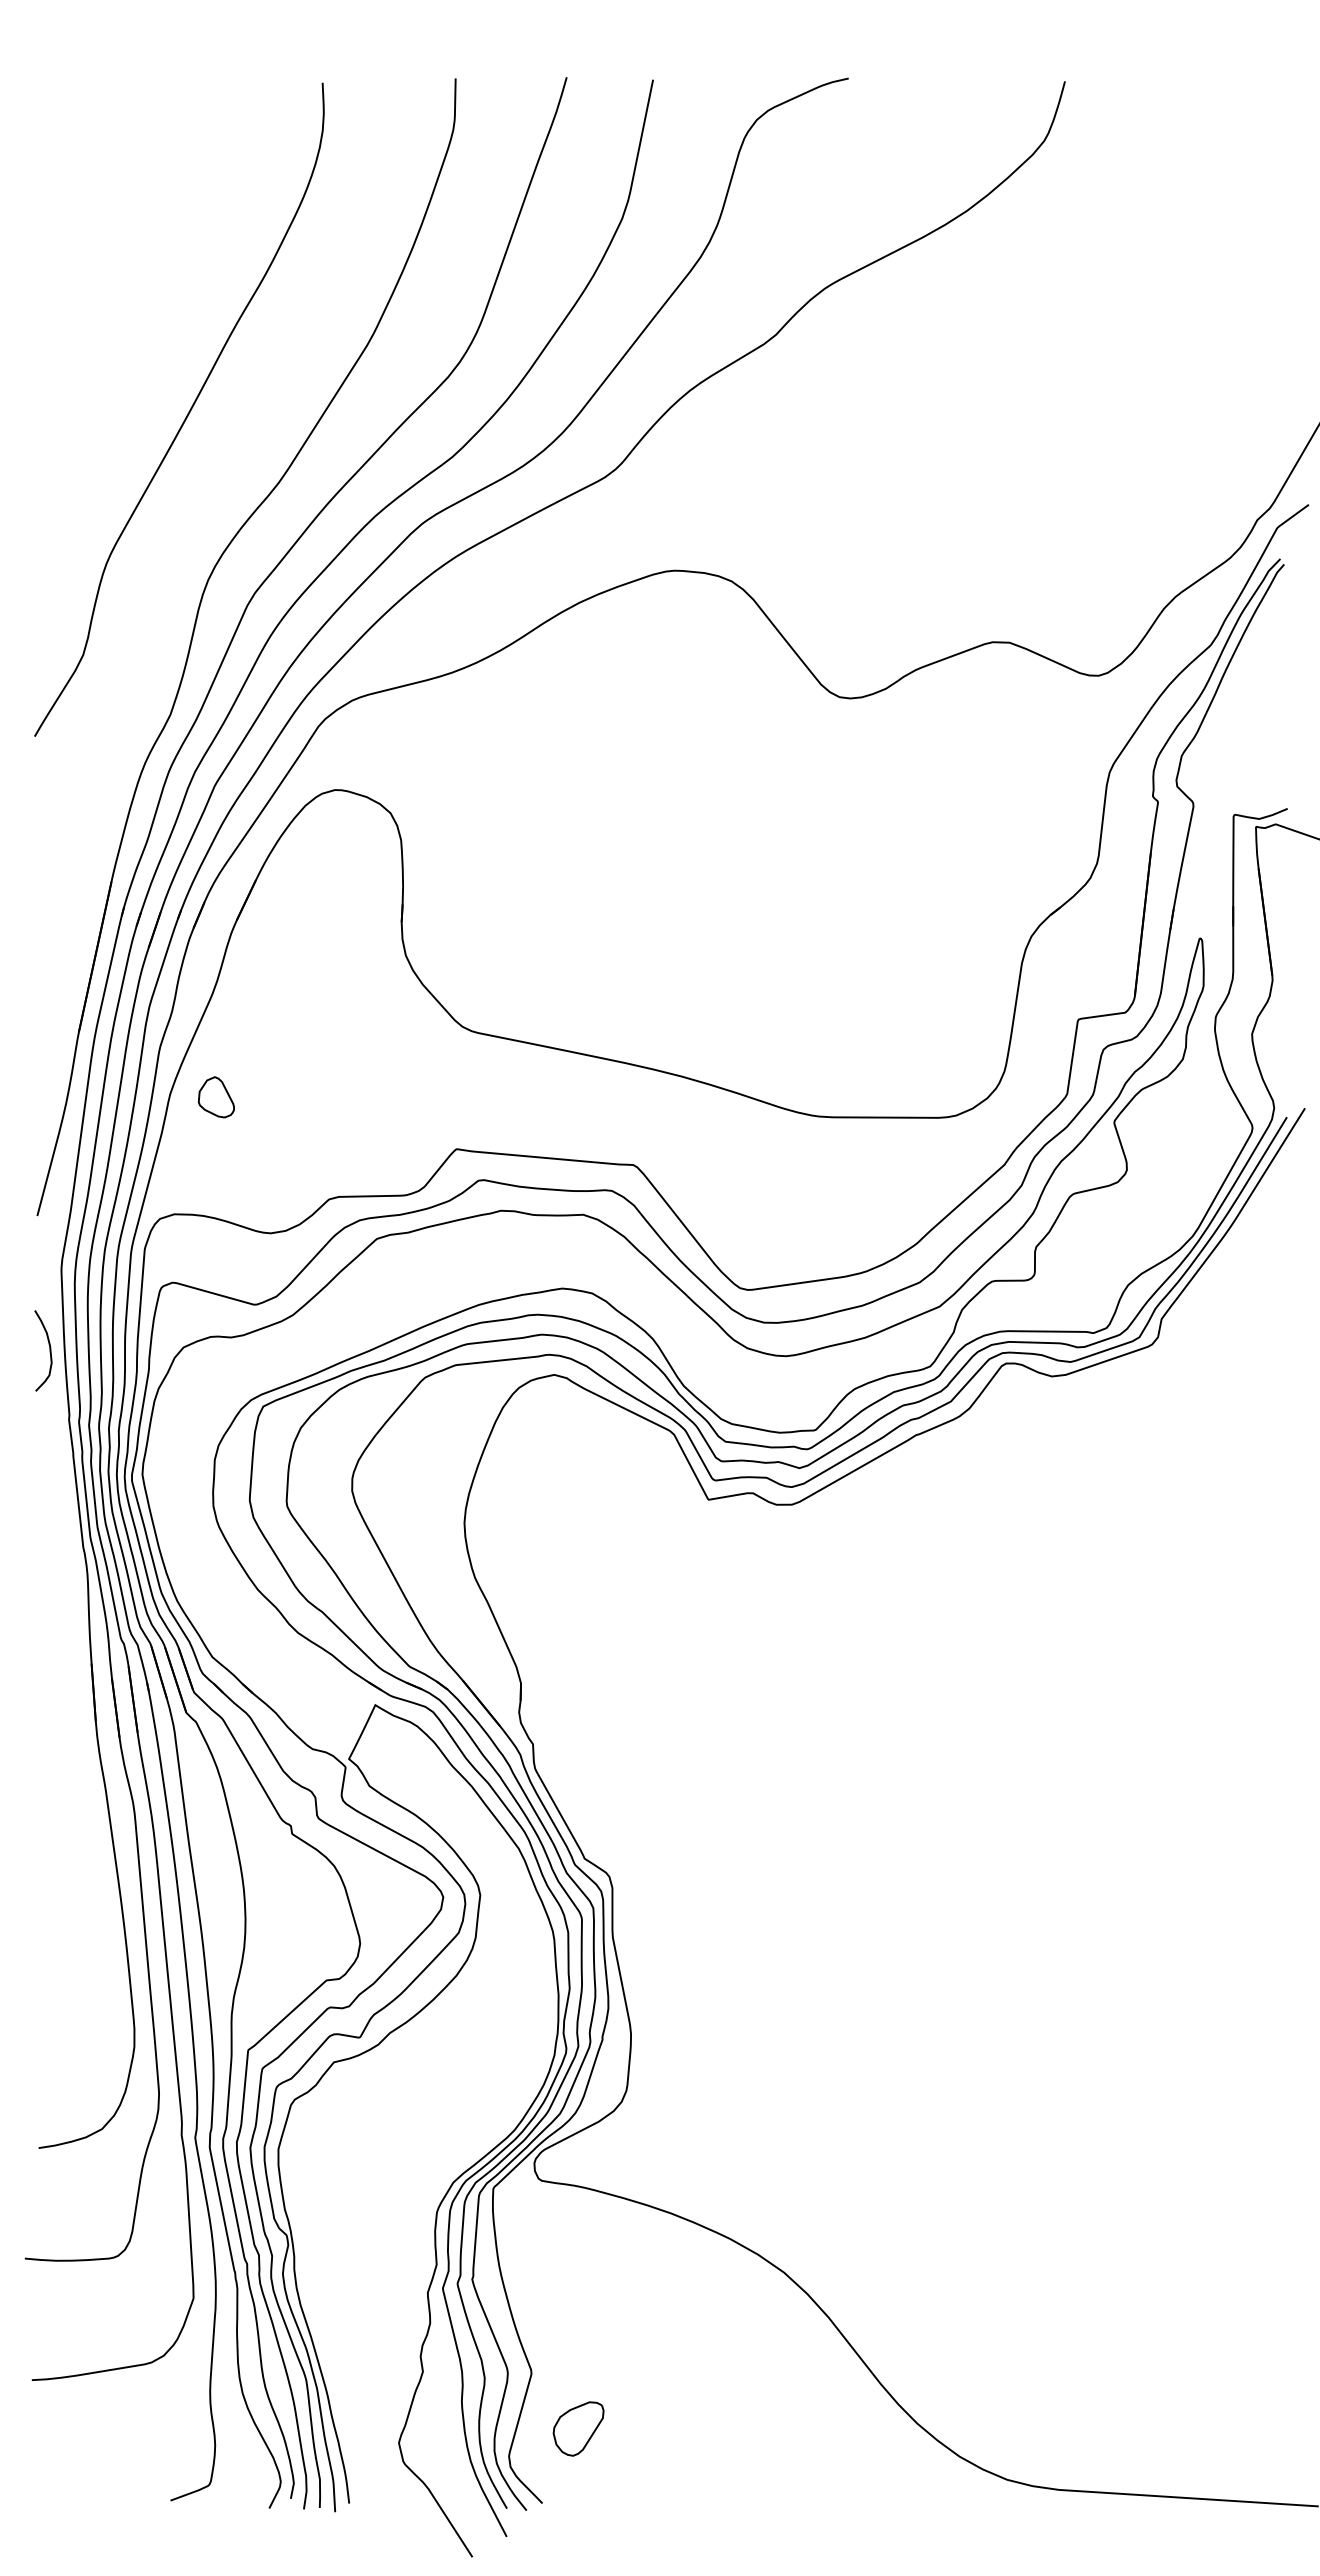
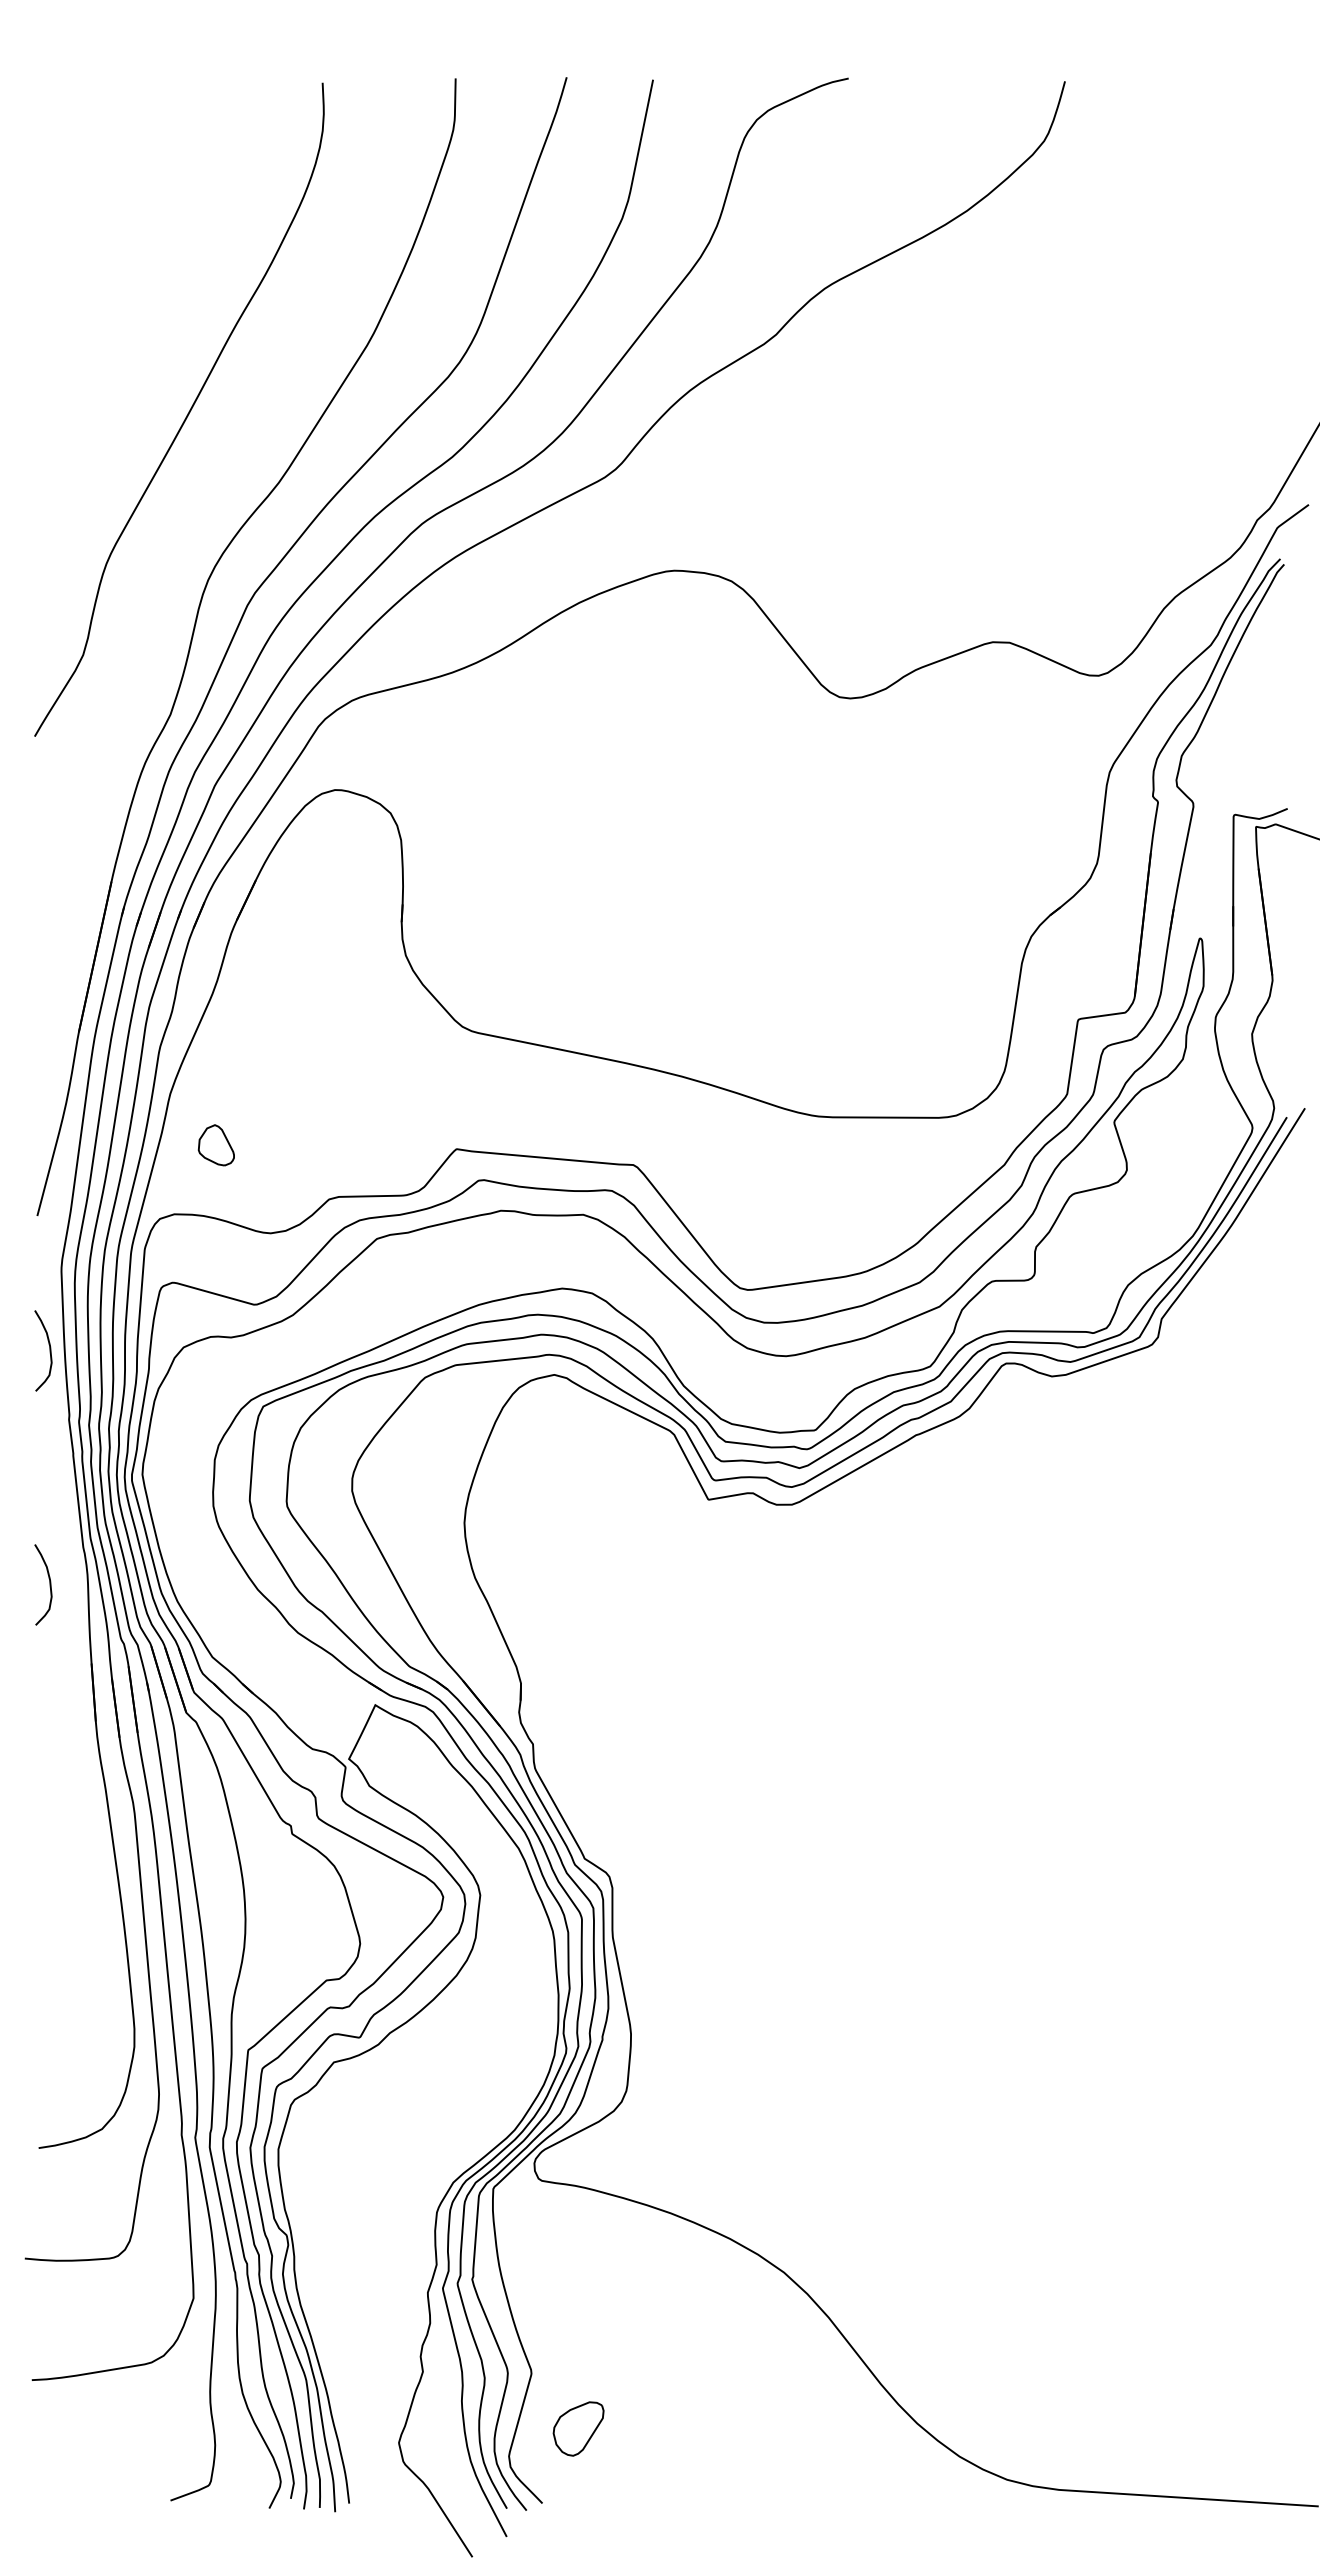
part position: (215, 1097) -> (215, 1145) (215, 1145)
curve: none -> present (49, 1584)
